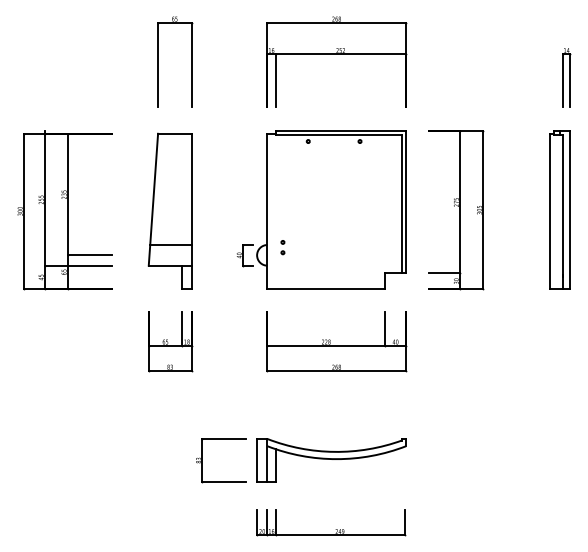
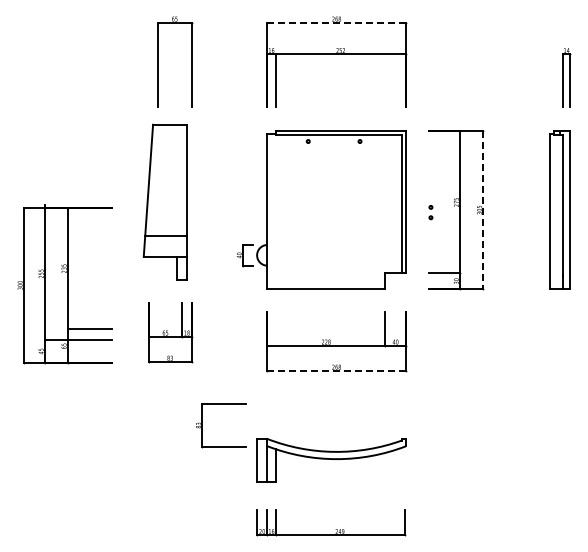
line: solid -> dashed (337, 22)
part position: (64, 210) -> (64, 284) (64, 284)
part position: (169, 210) -> (164, 201) (164, 201)
line: solid -> dashed (483, 210)
part position: (282, 247) -> (430, 212) (430, 212)
part position: (170, 341) -> (170, 332) (170, 332)
line: solid -> dashed (337, 371)
part position: (202, 460) -> (202, 425) (202, 425)
